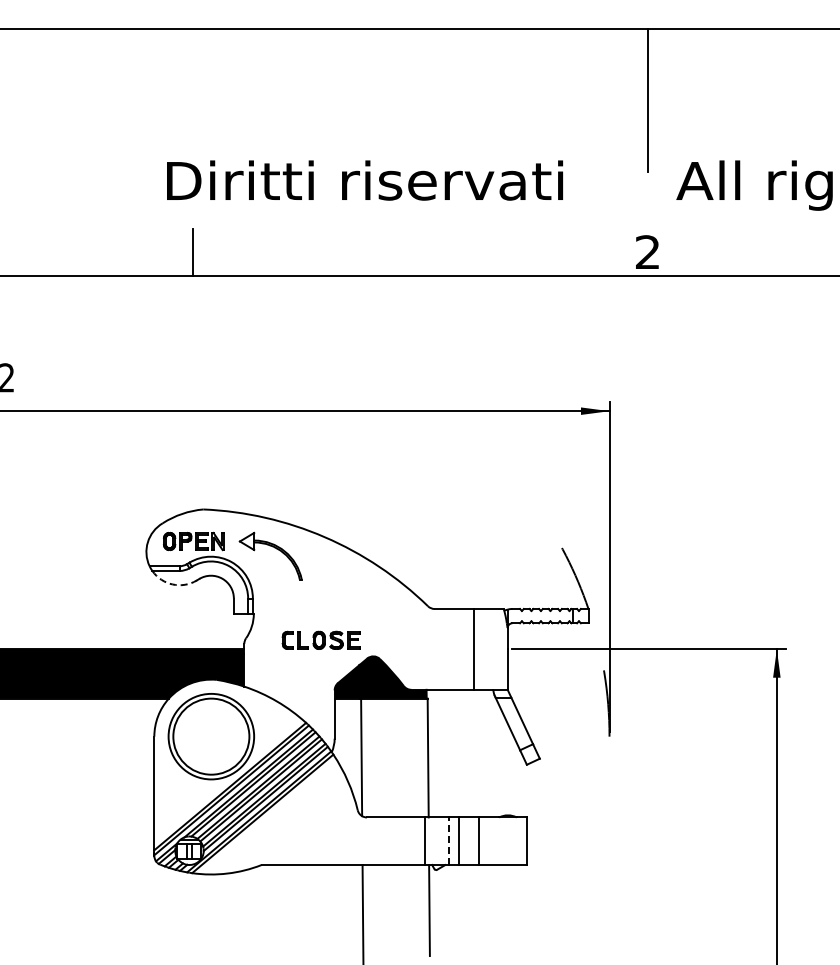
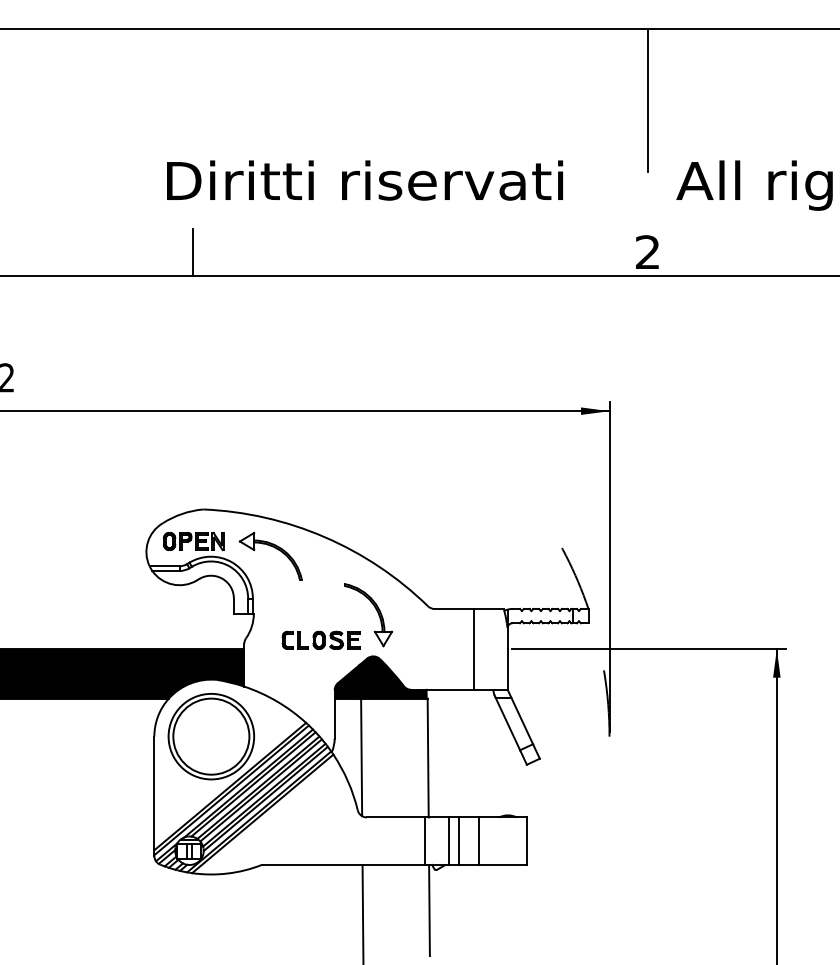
arc: dashed -> solid (172, 584)
part: none -> present (376, 611)
line: dashed -> solid (449, 841)
